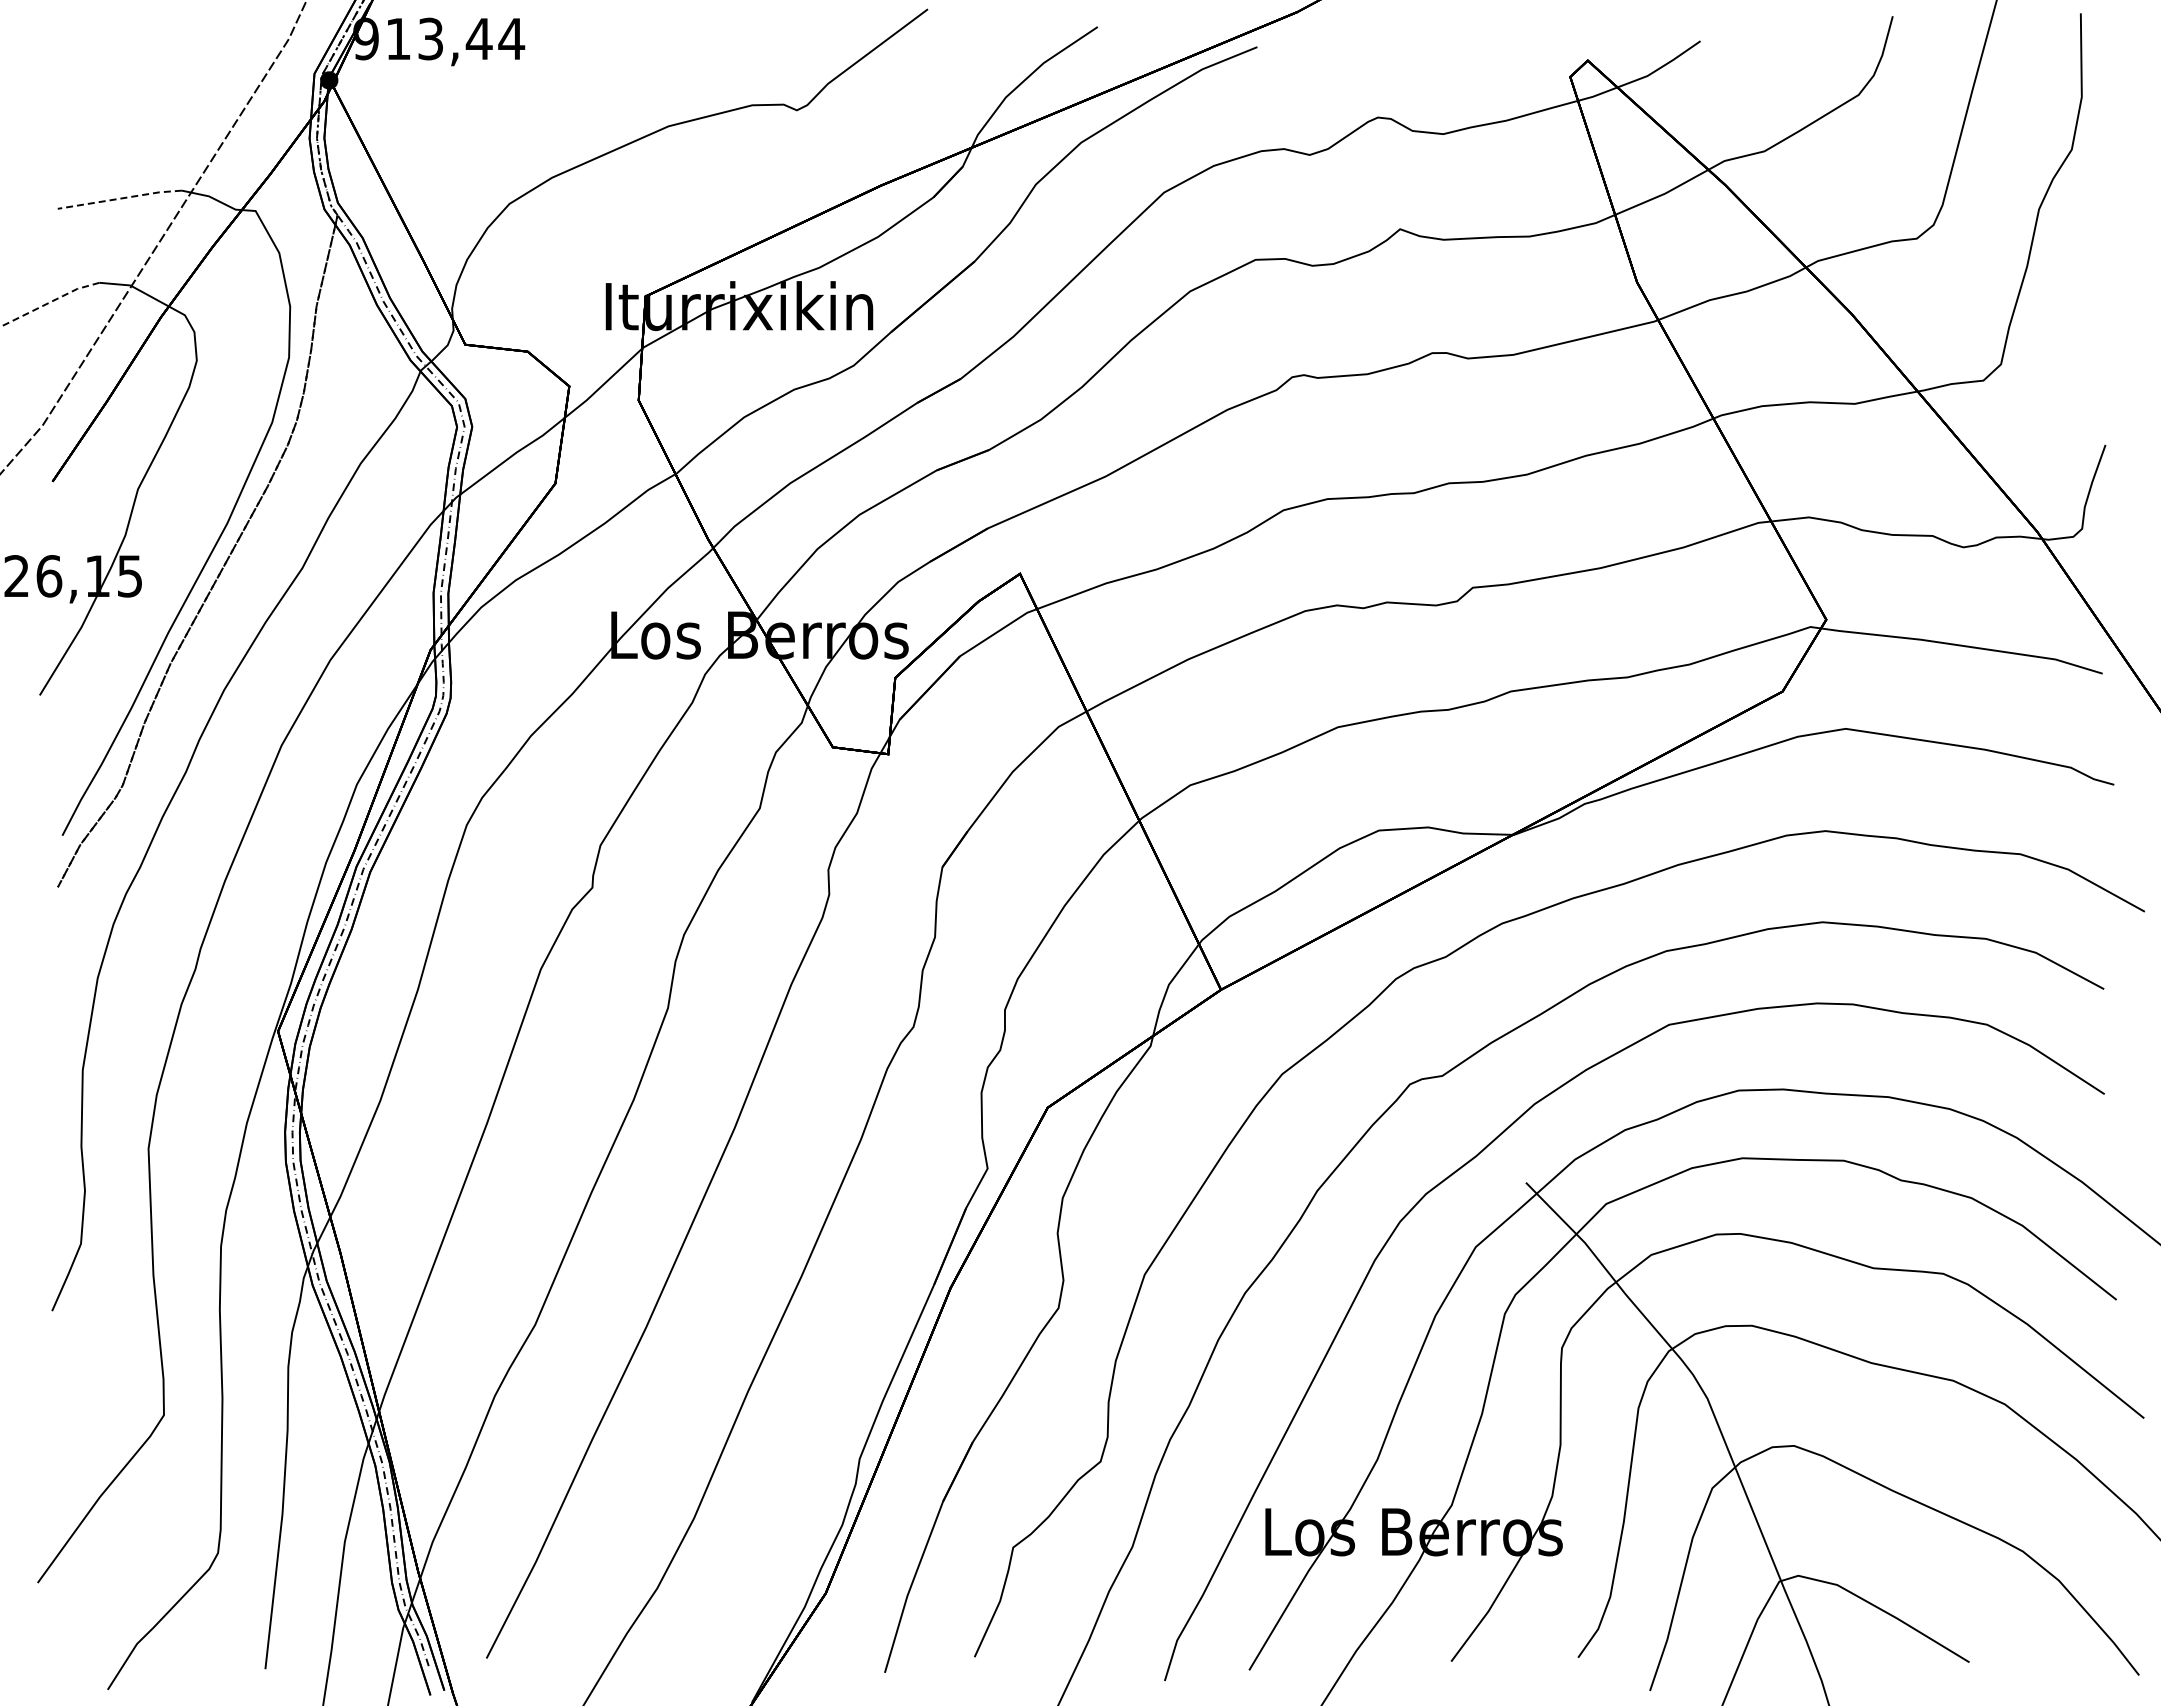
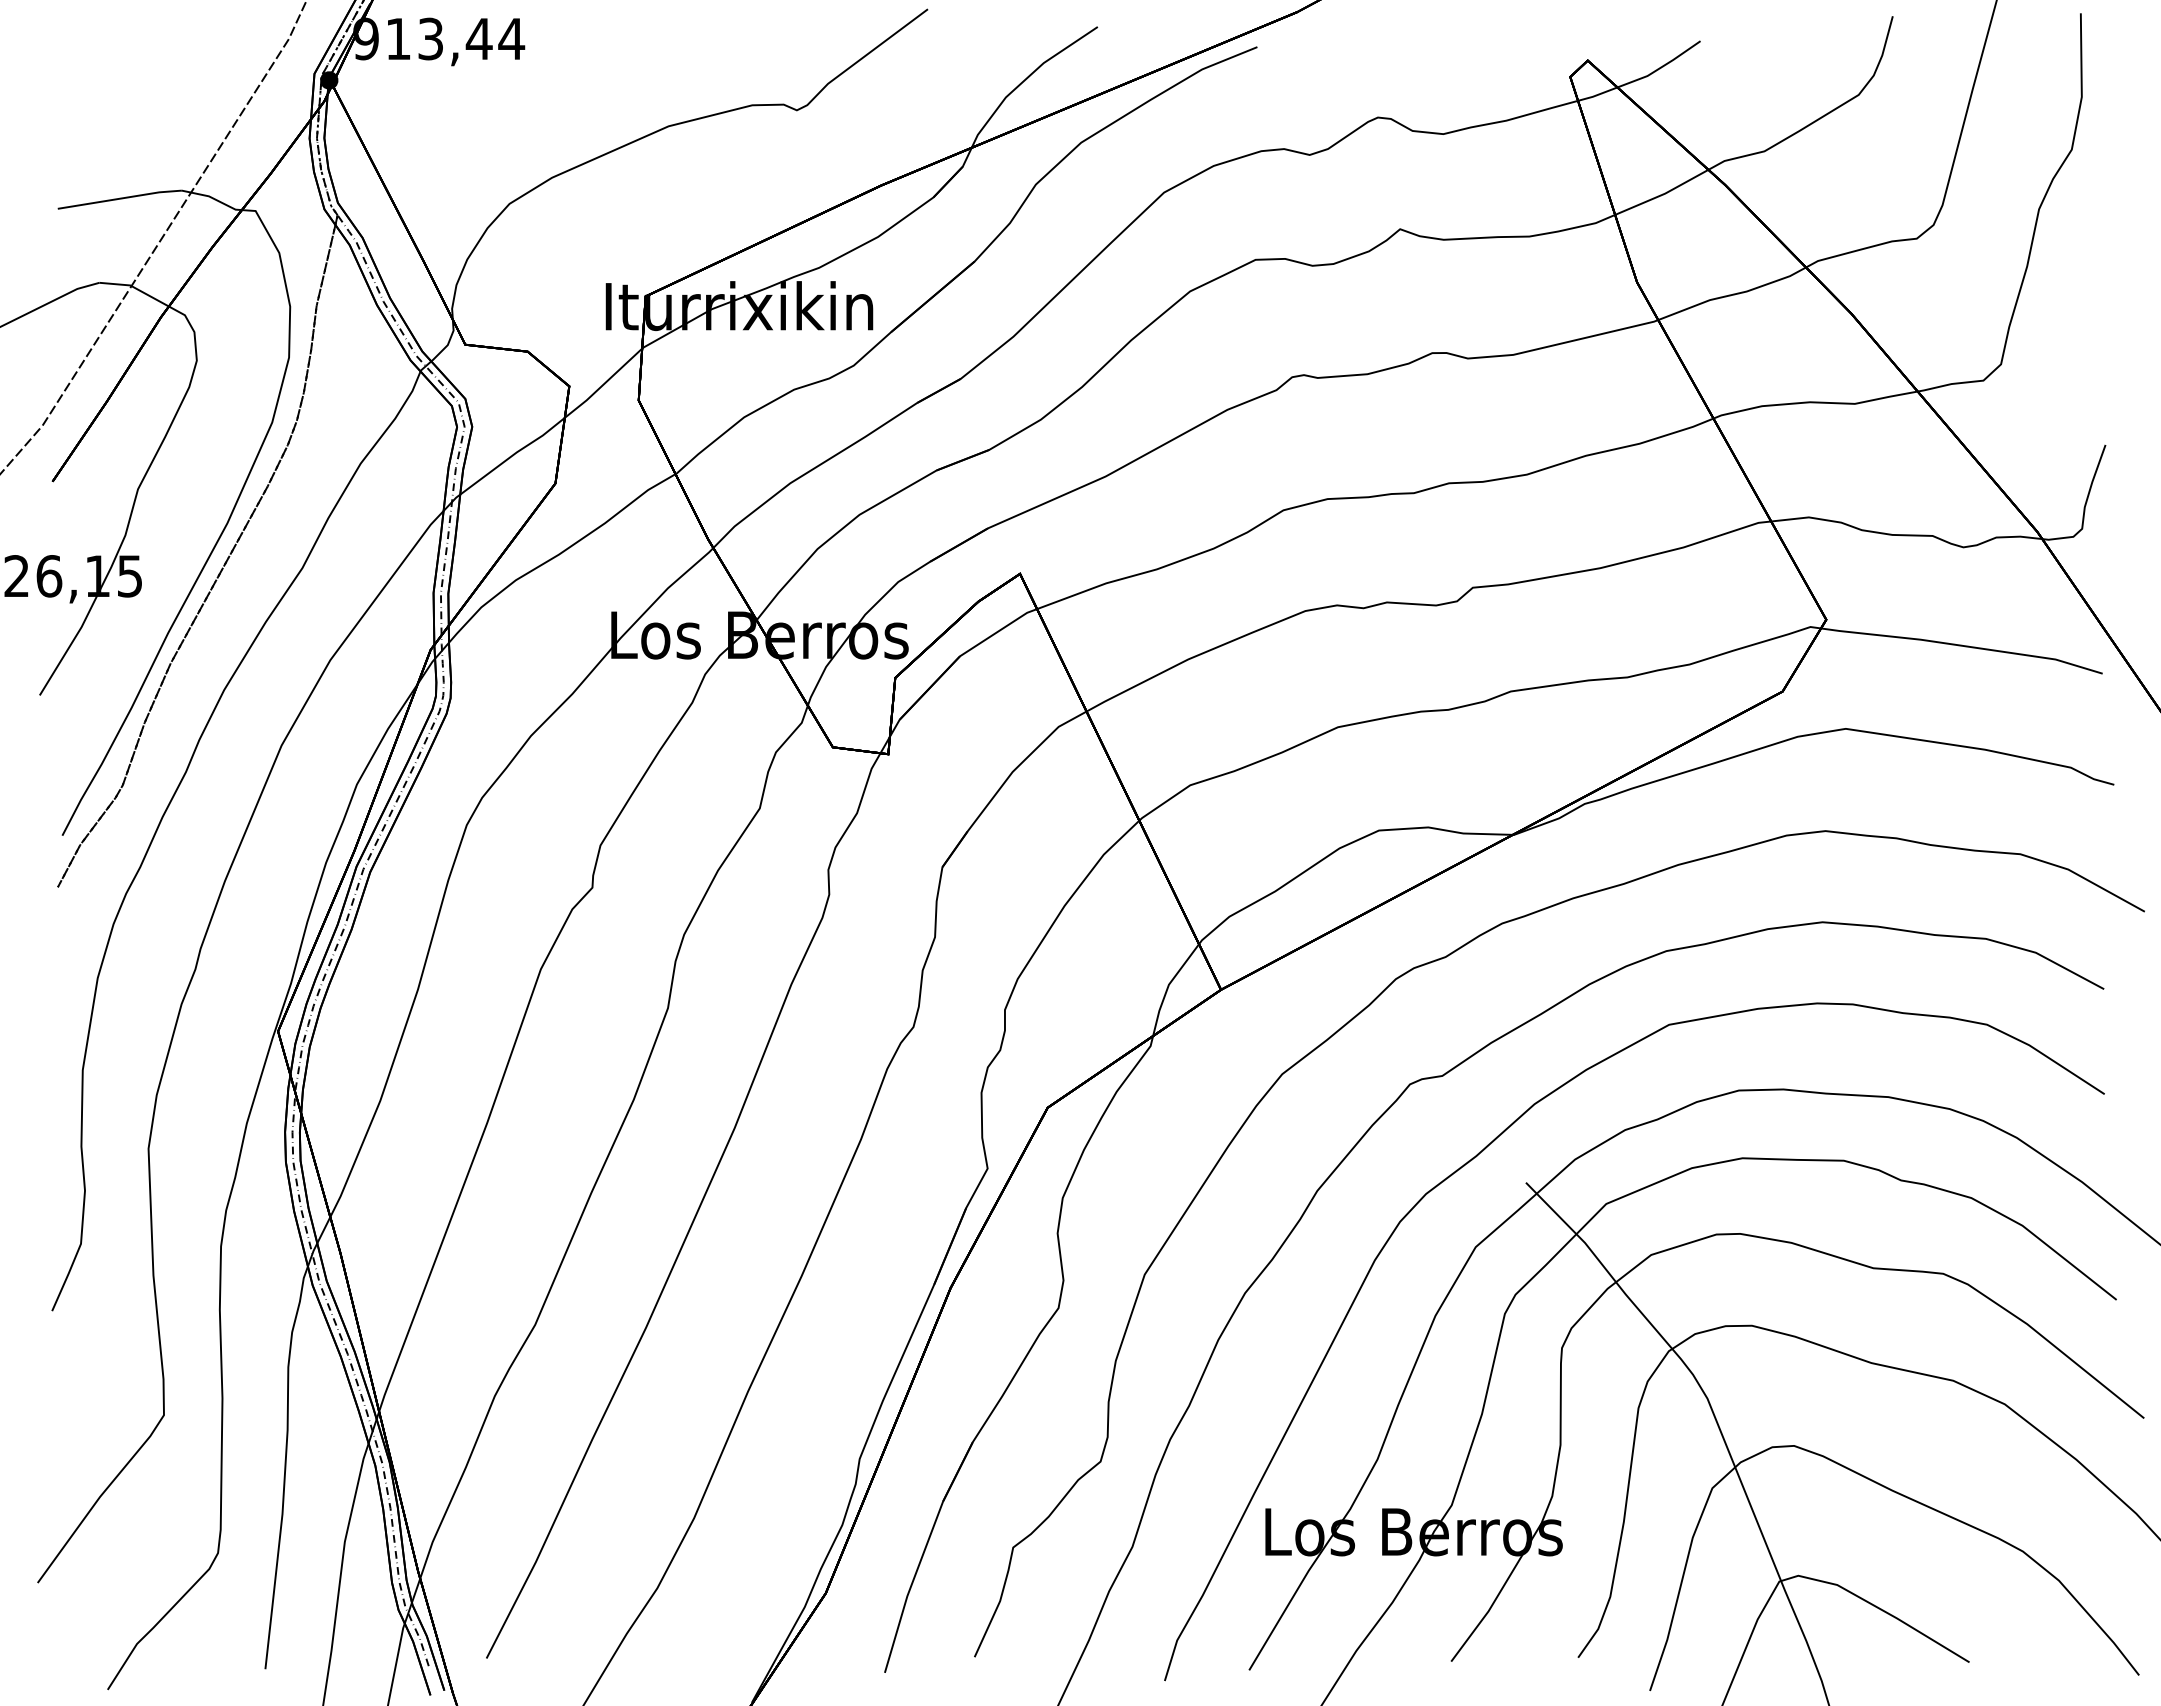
line: dashed -> solid (119, 198)
line: dashed -> solid (49, 302)
